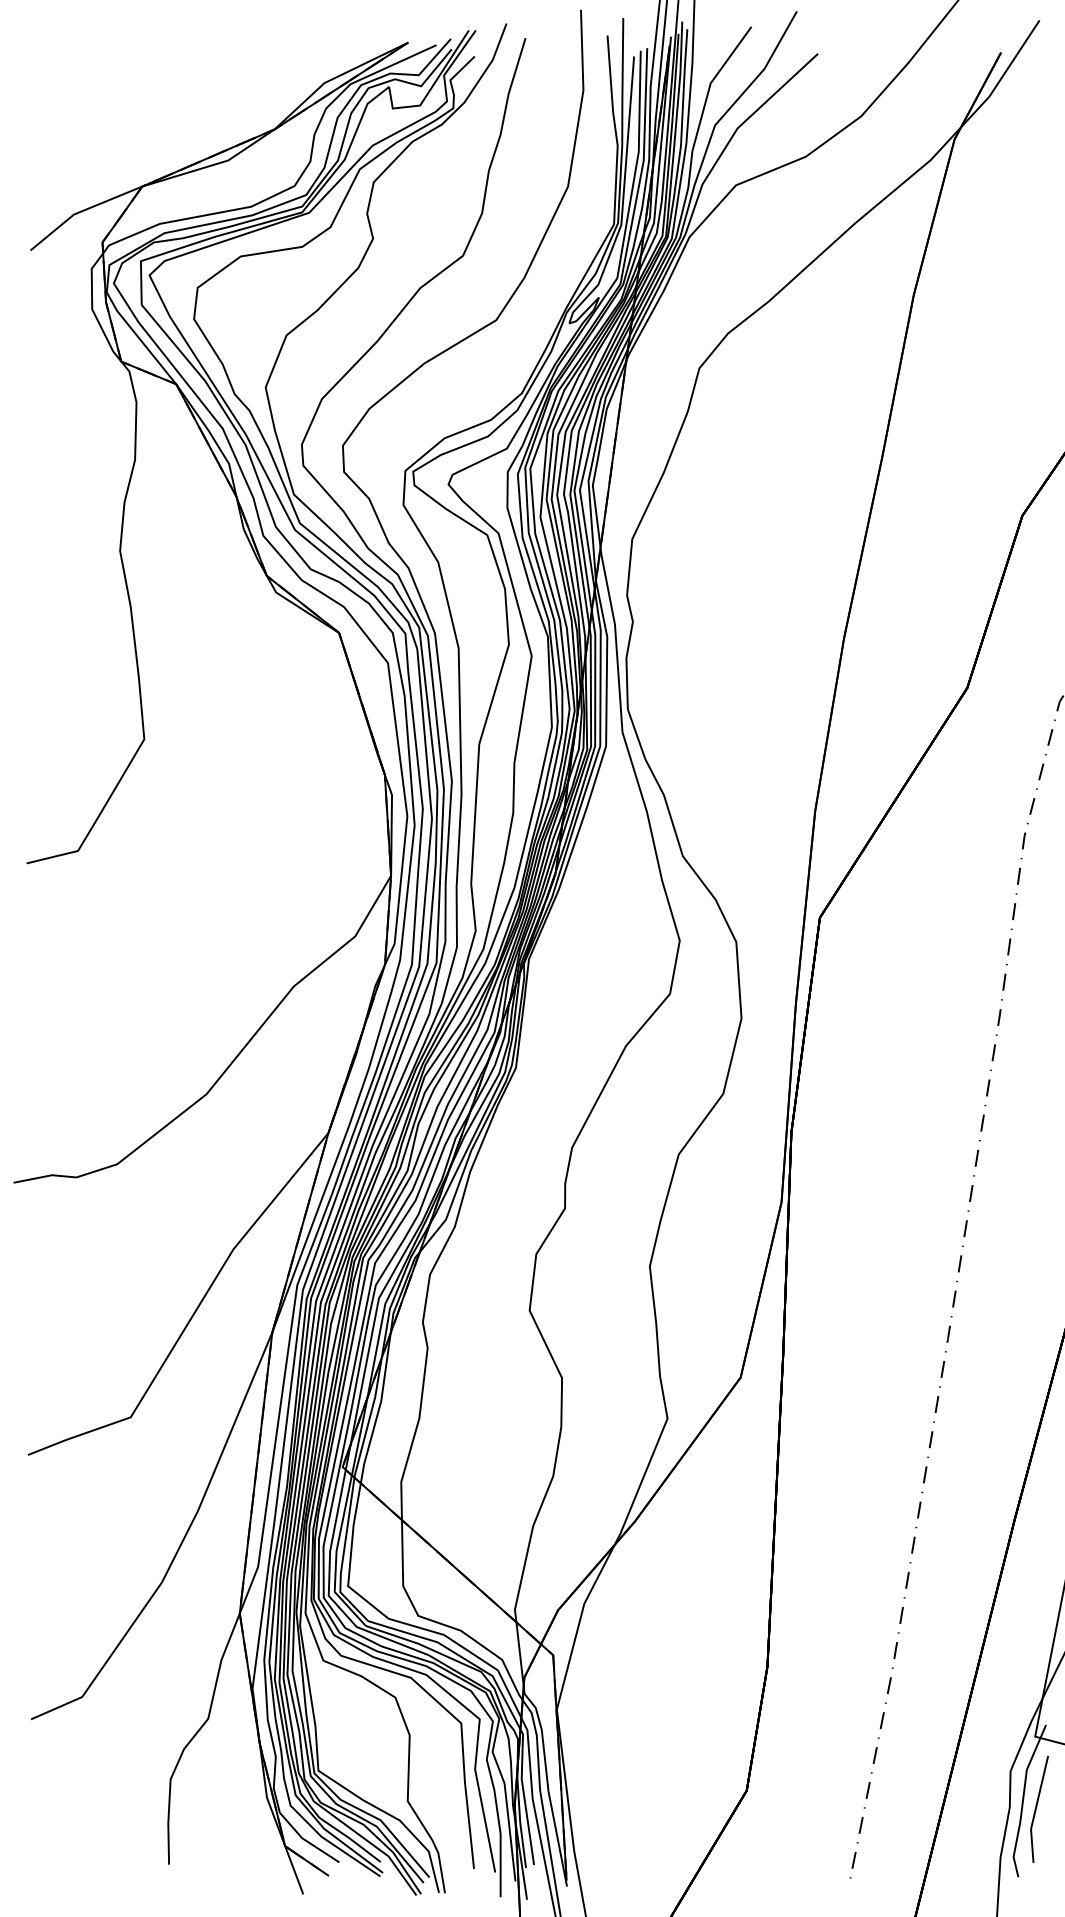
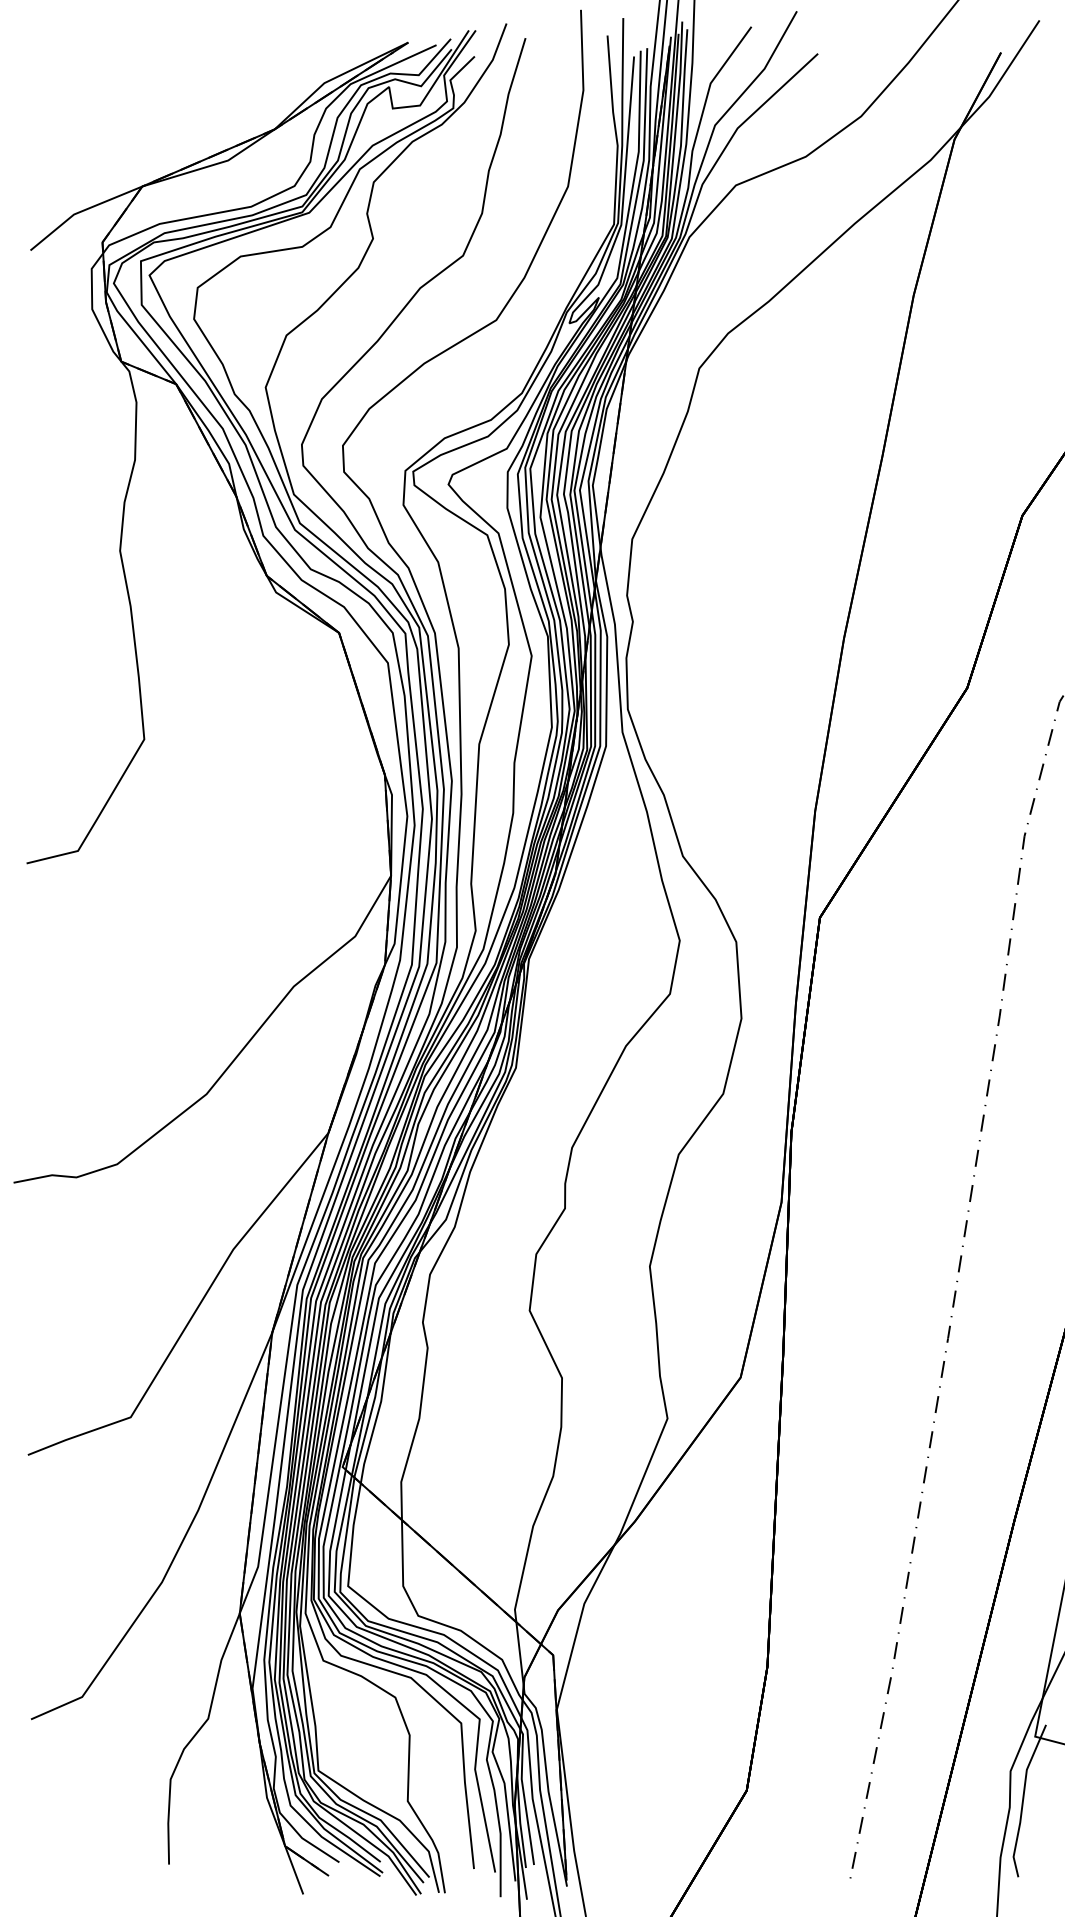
line: present -> none (1037, 1806)
